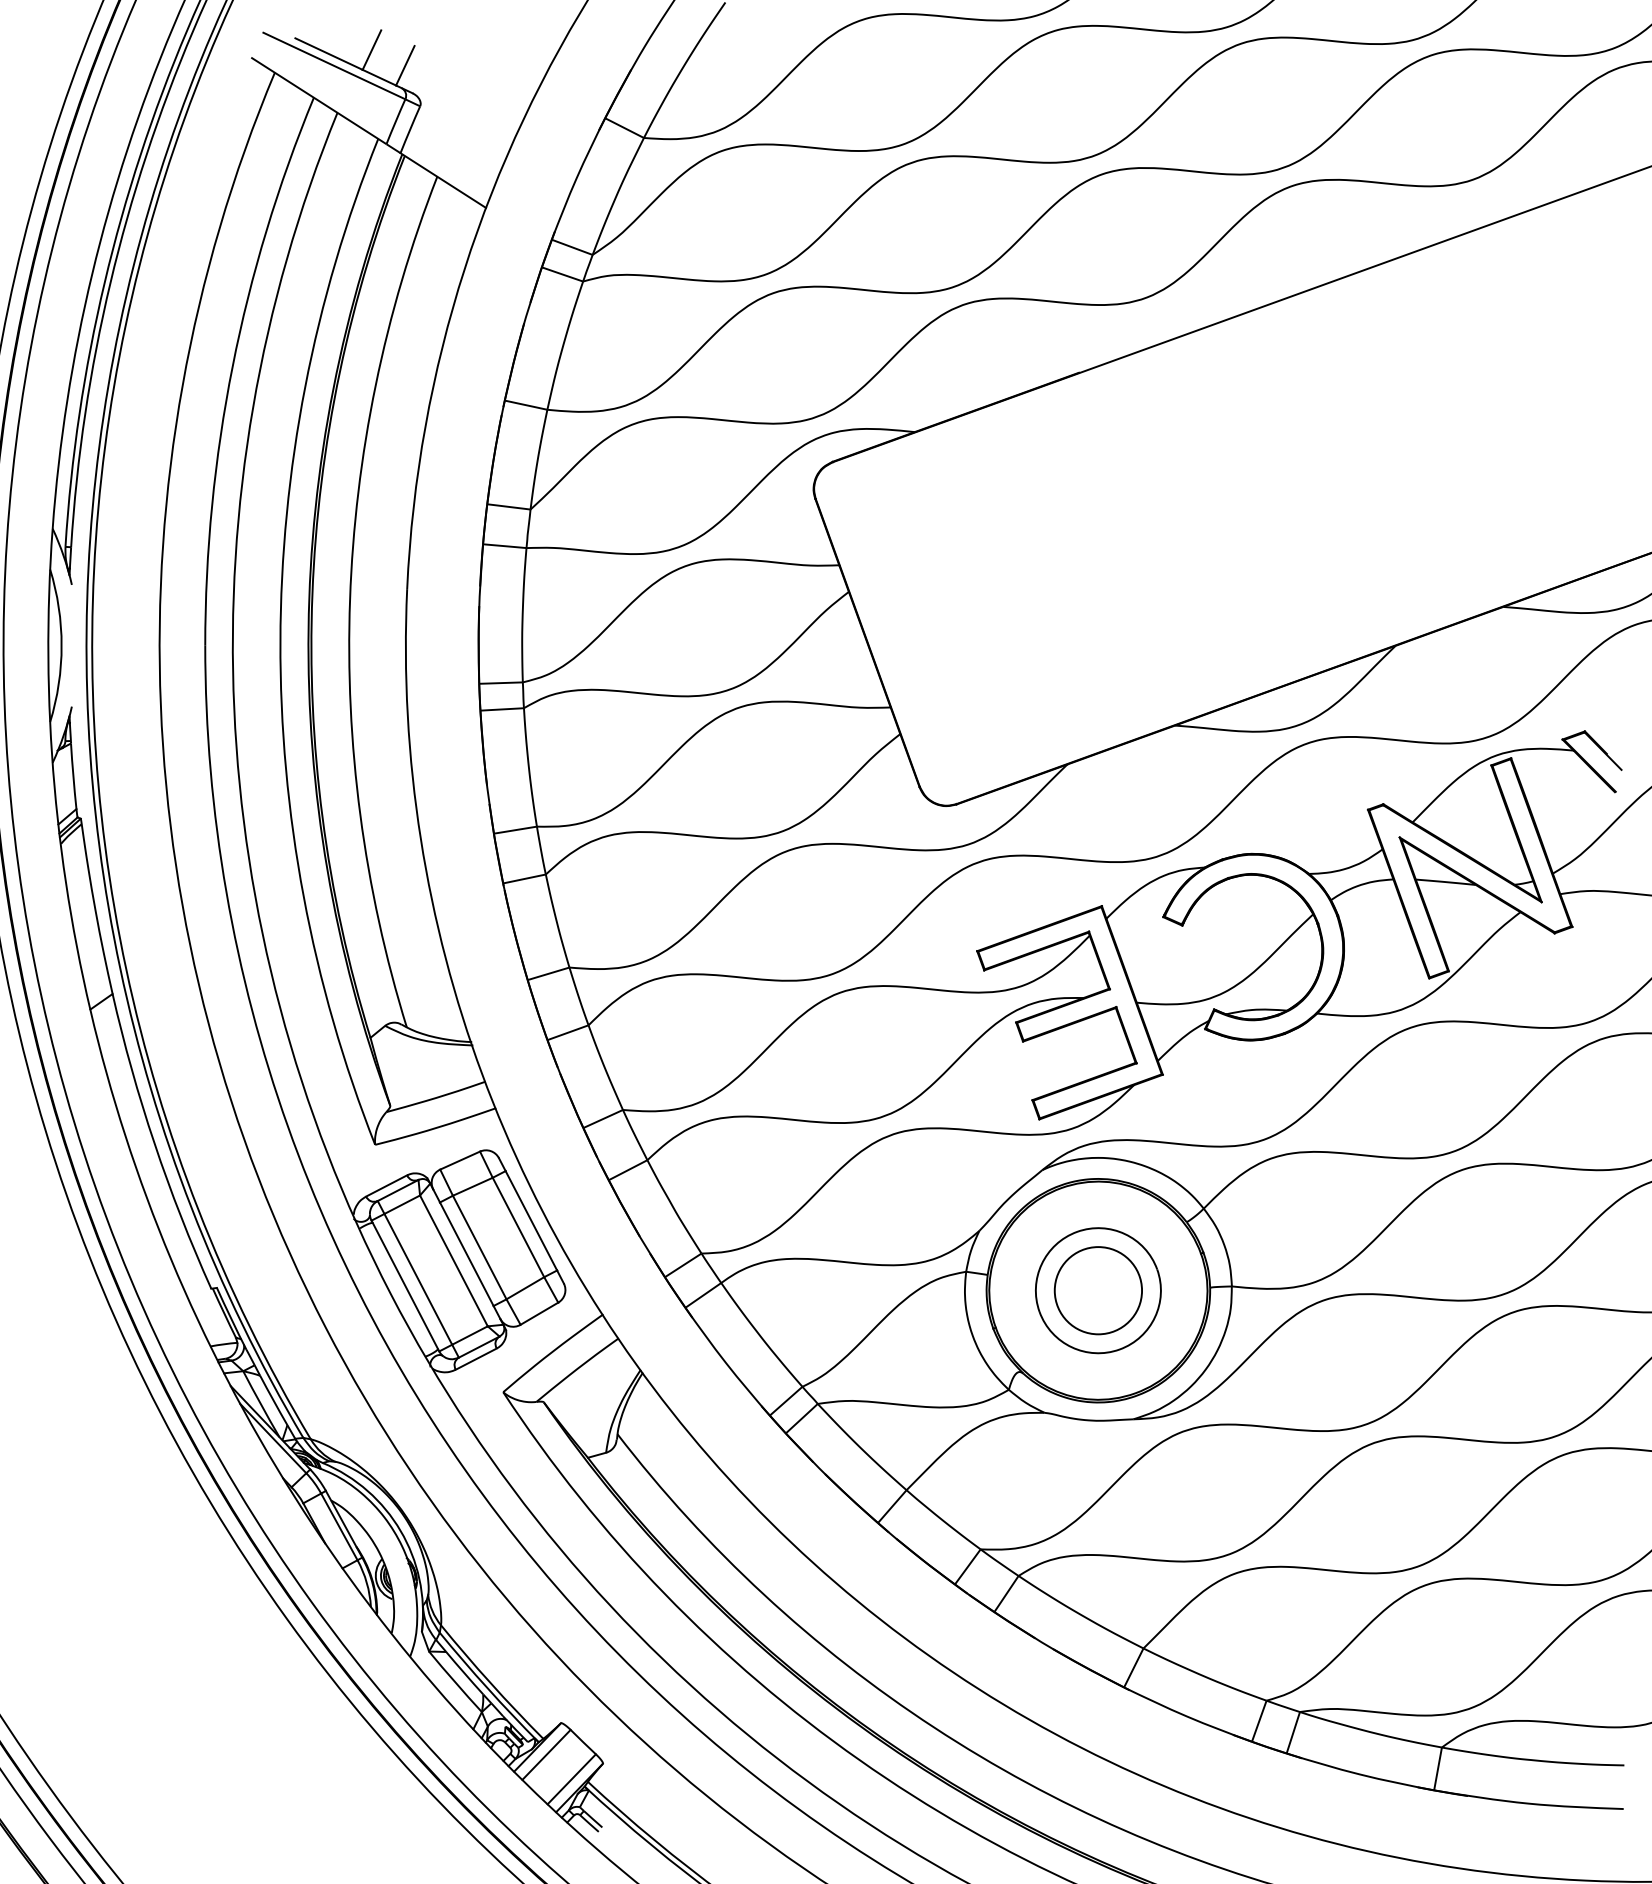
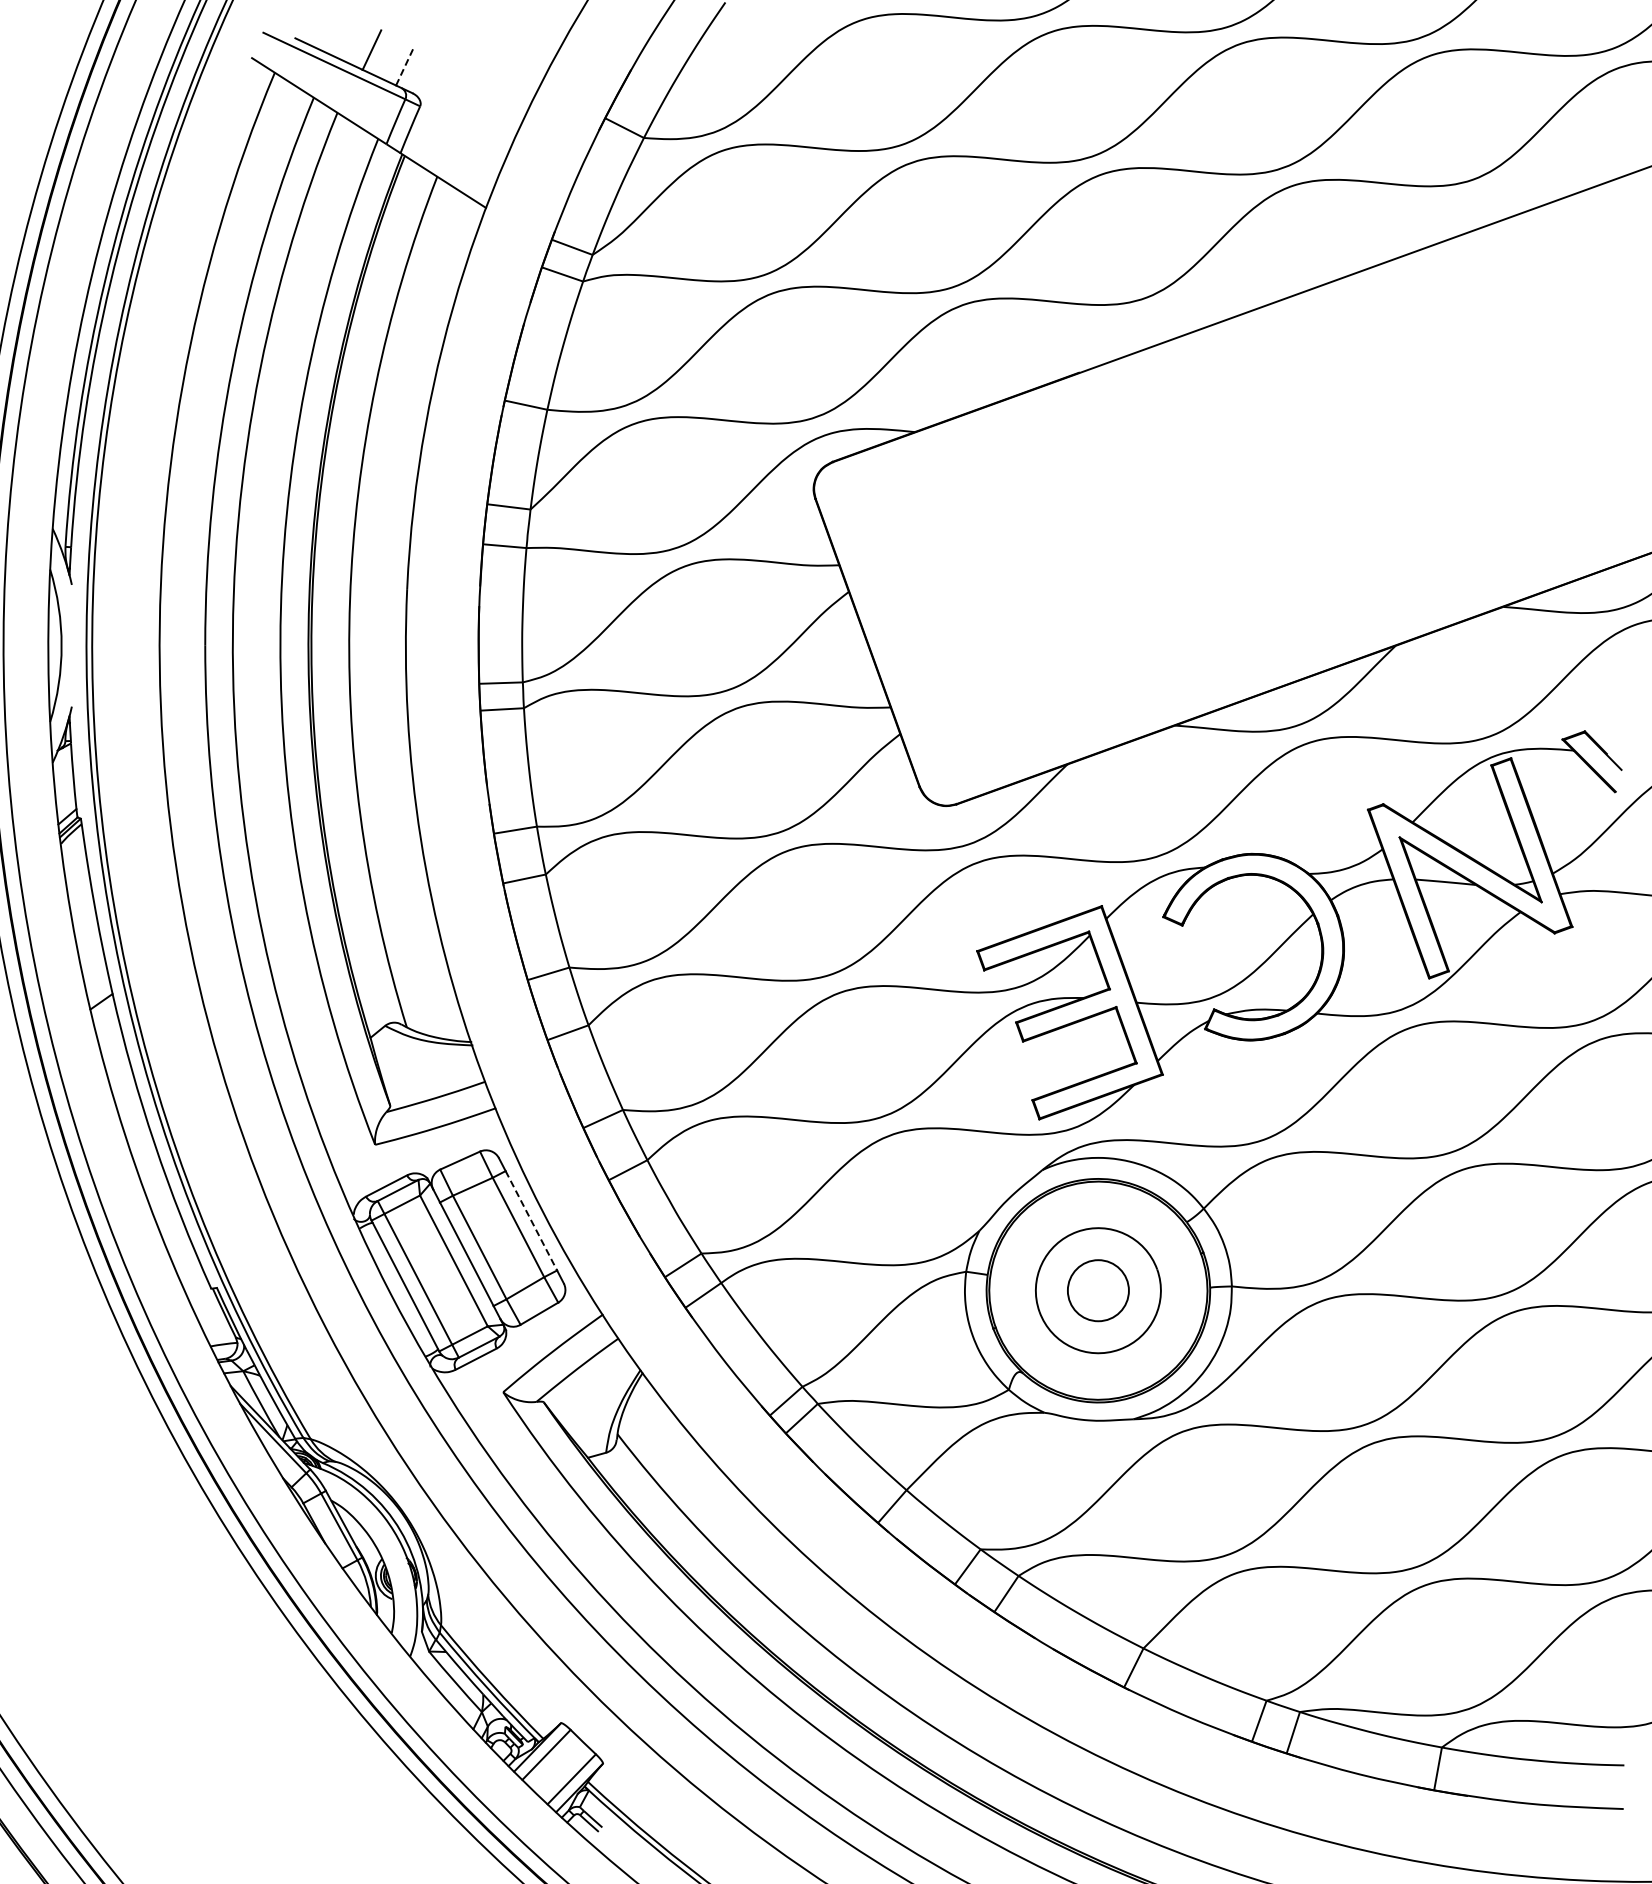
line: solid -> dashed (405, 65)
line: solid -> dashed (531, 1220)
circle diameter: 87 px -> 61 px (1097, 1290)
